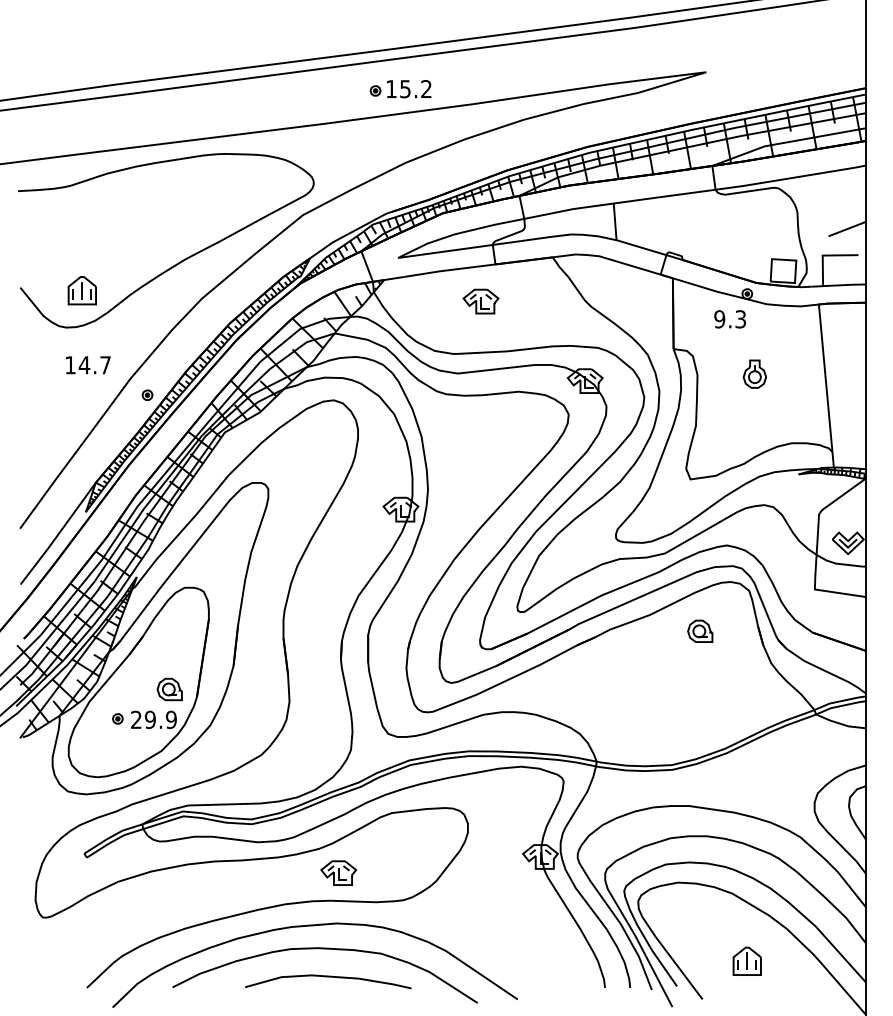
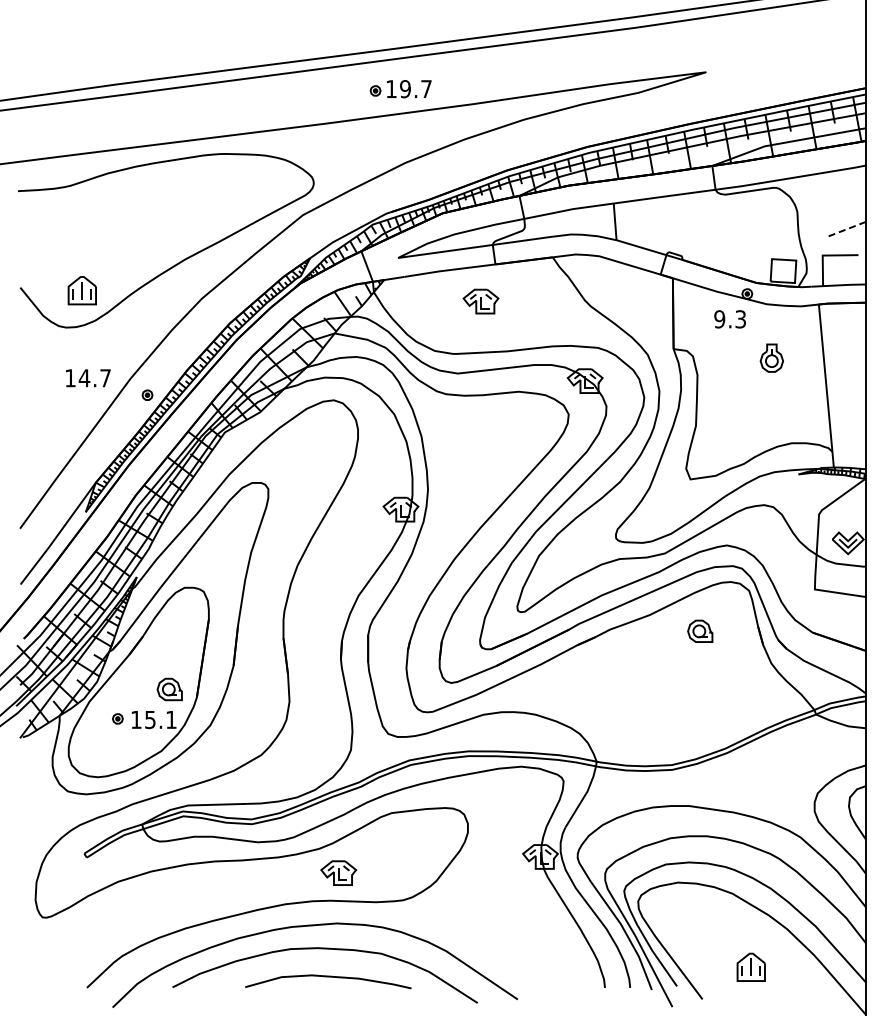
text: 15.2 -> 19.7 (415, 88)
line: solid -> dashed (847, 228)
text position: (88, 365) -> (88, 378) (88, 378)
part position: (754, 373) -> (771, 357) (771, 357)
text: 29.9 -> 15.1 (153, 719)
part position: (746, 960) -> (750, 966) (750, 966)
